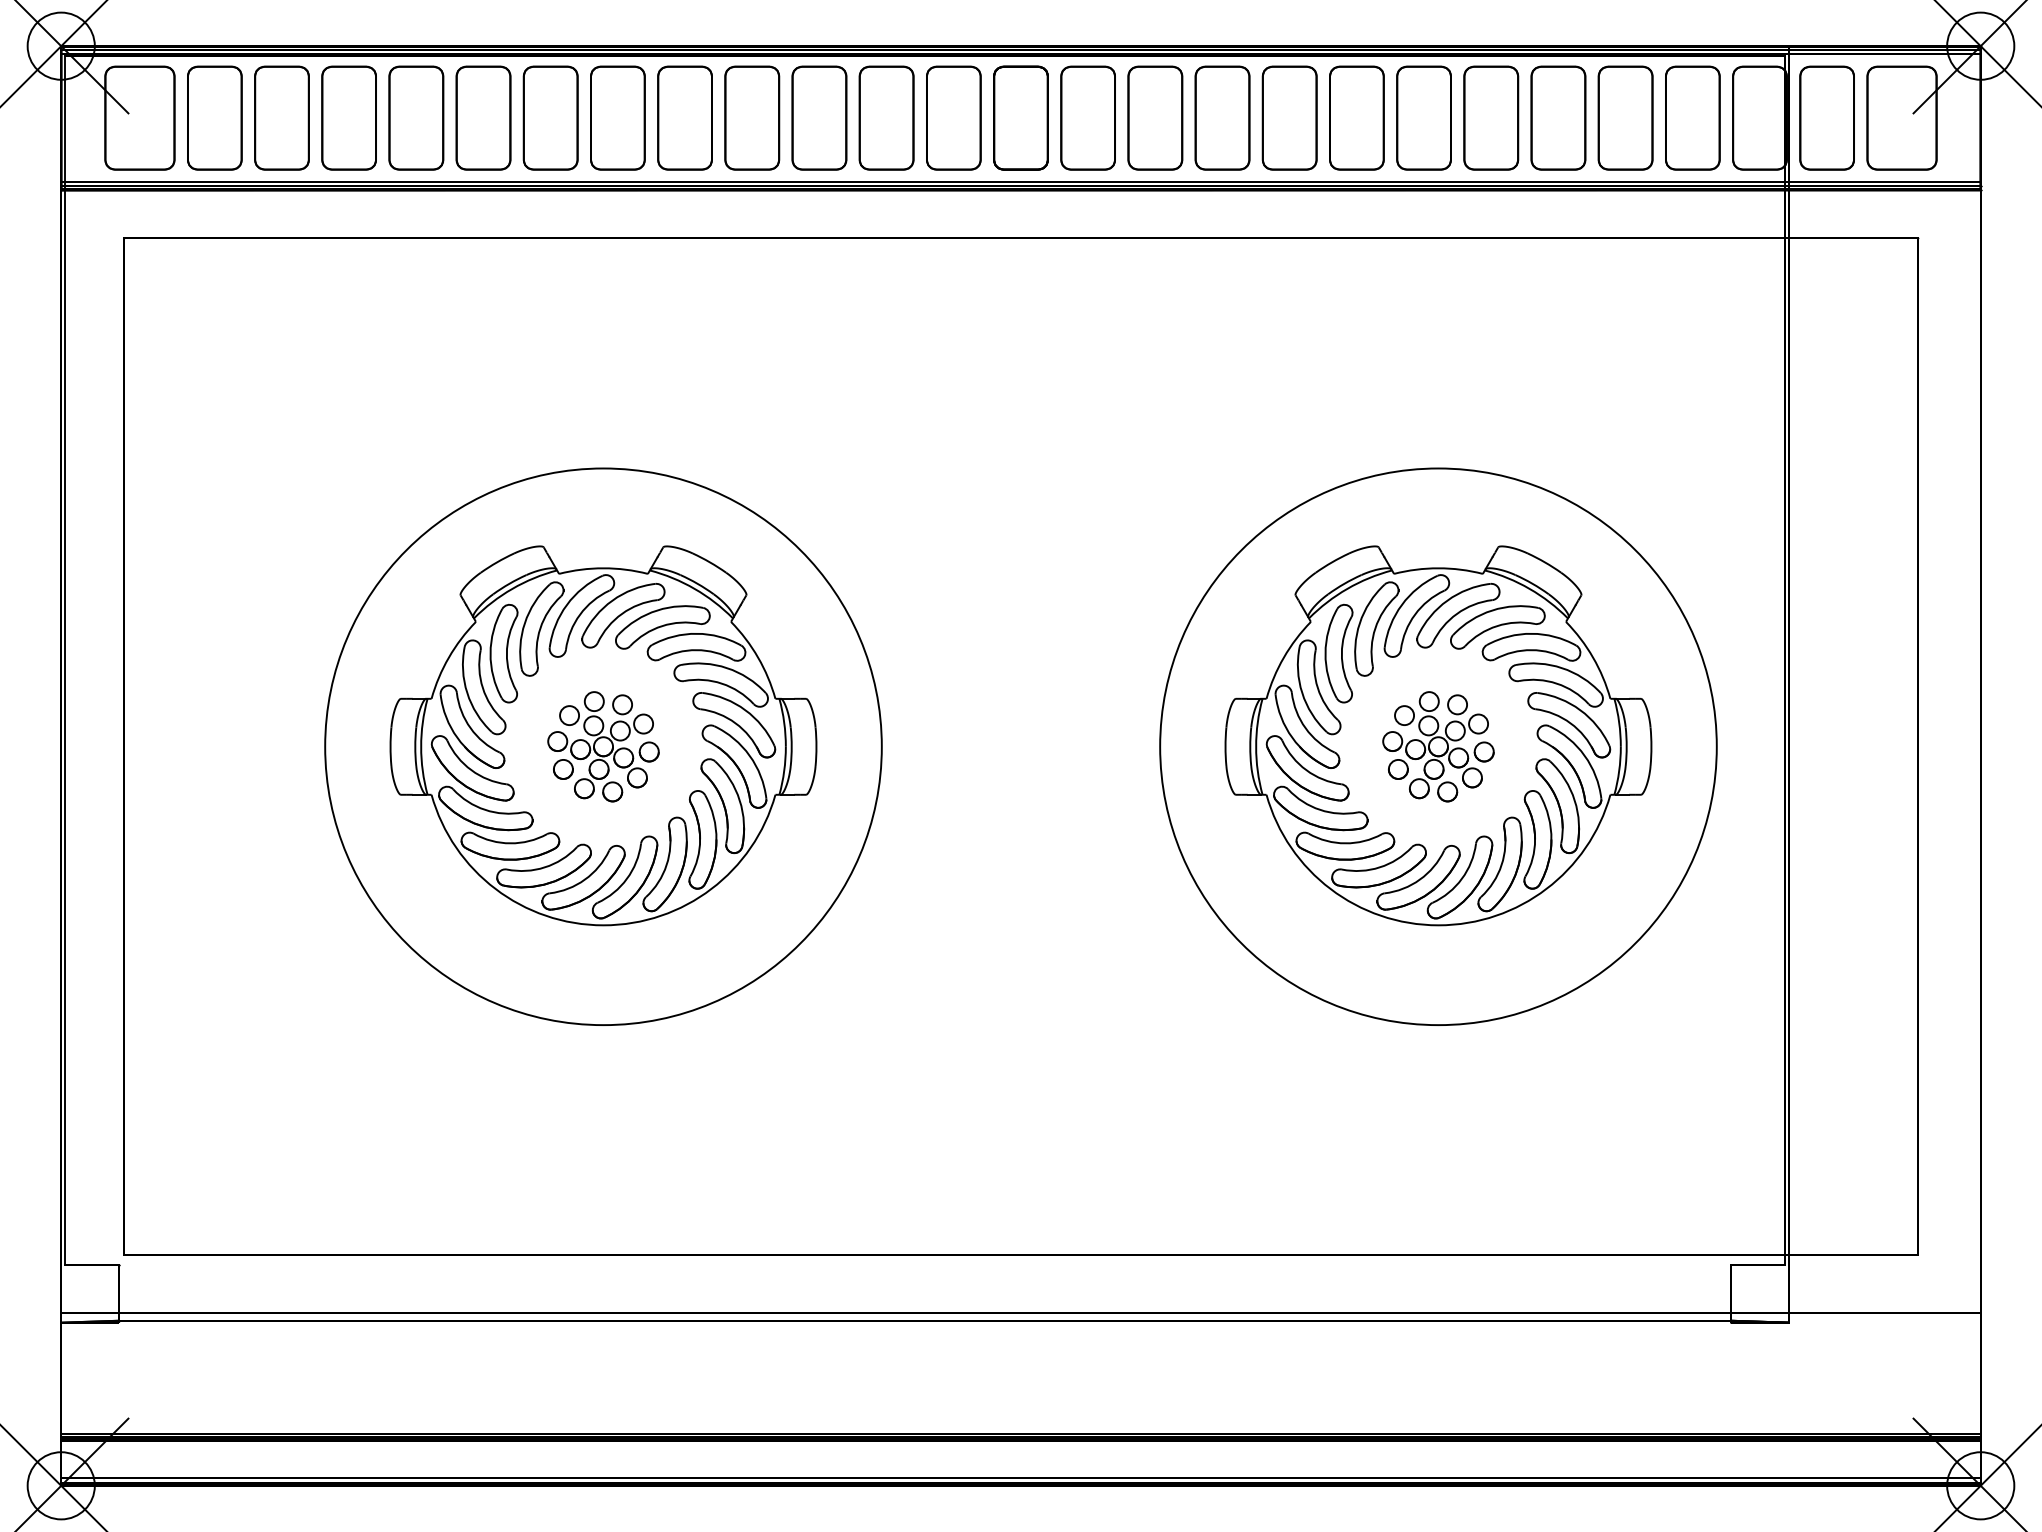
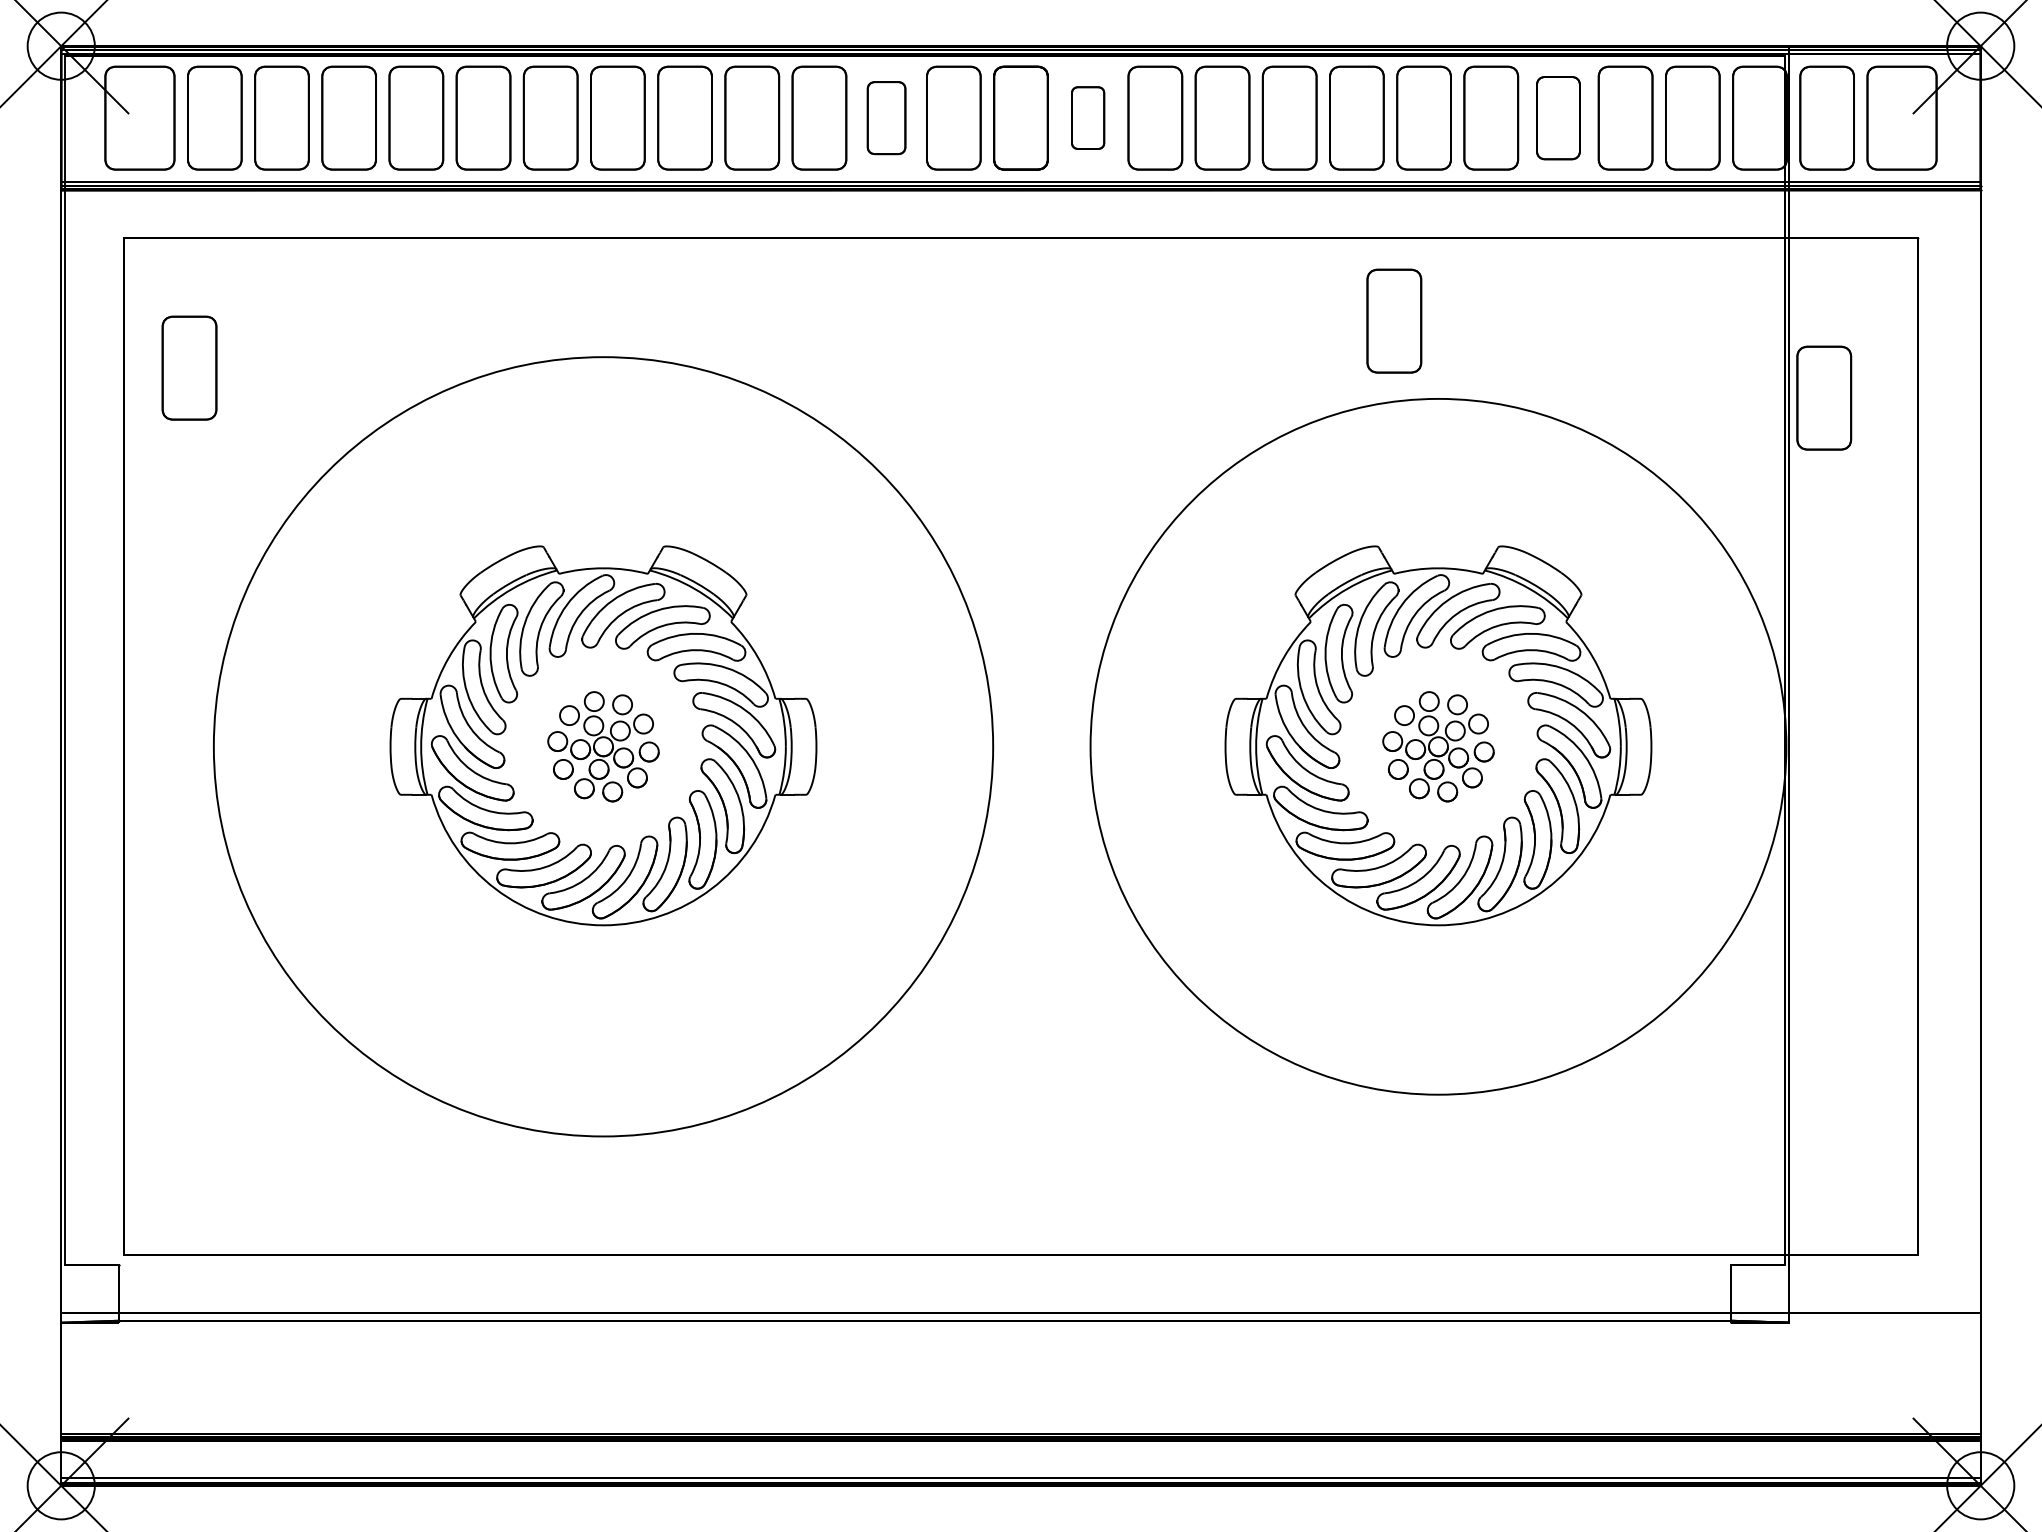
part size: 57x106 px -> 41x75 px (886, 118)
part size: 56x106 px -> 35x64 px (1088, 117)
part size: 57x106 px -> 45x85 px (1558, 118)
part: none -> present (1394, 320)
part: none -> present (189, 367)
part: none -> present (1824, 397)
circle diameter: 557 px -> 779 px (603, 746)
circle diameter: 557 px -> 696 px (1438, 746)
